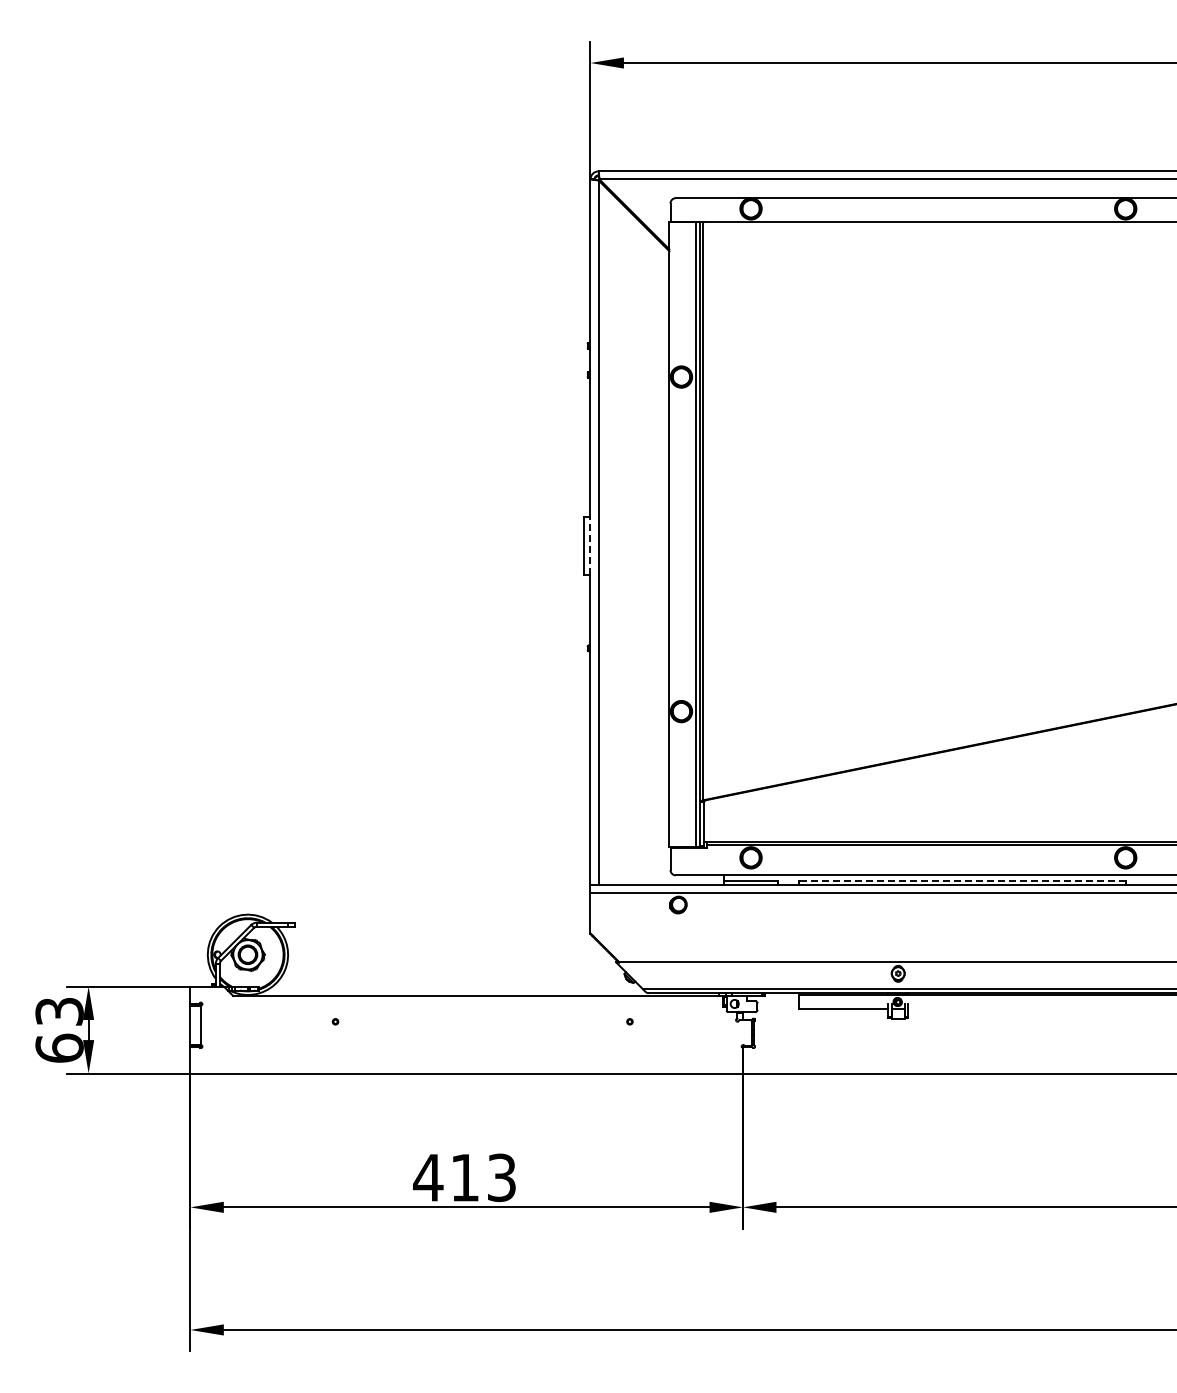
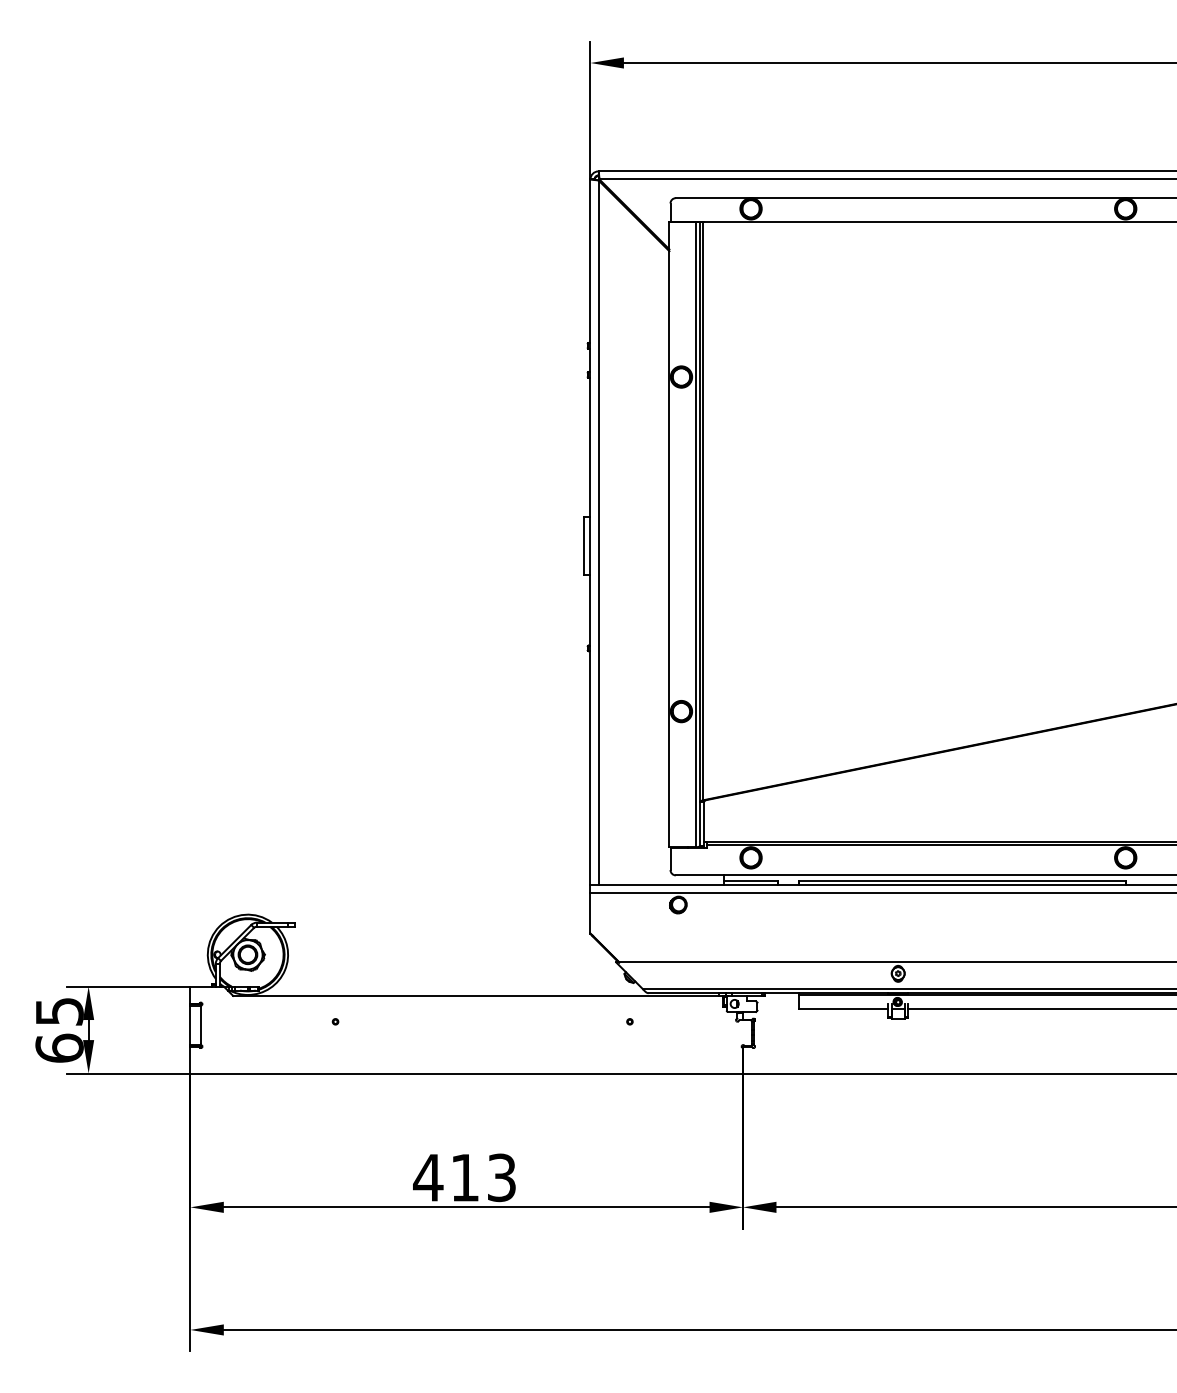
line: dashed -> solid (590, 545)
line: dashed -> solid (961, 880)
line: none -> present (1040, 1008)
text: 63 -> 65 (59, 1011)
